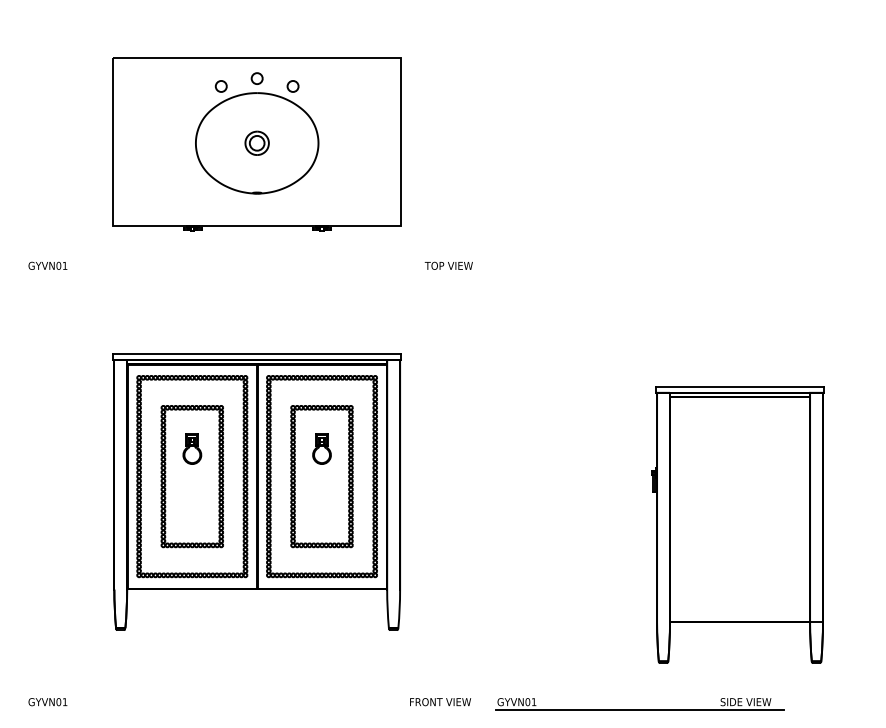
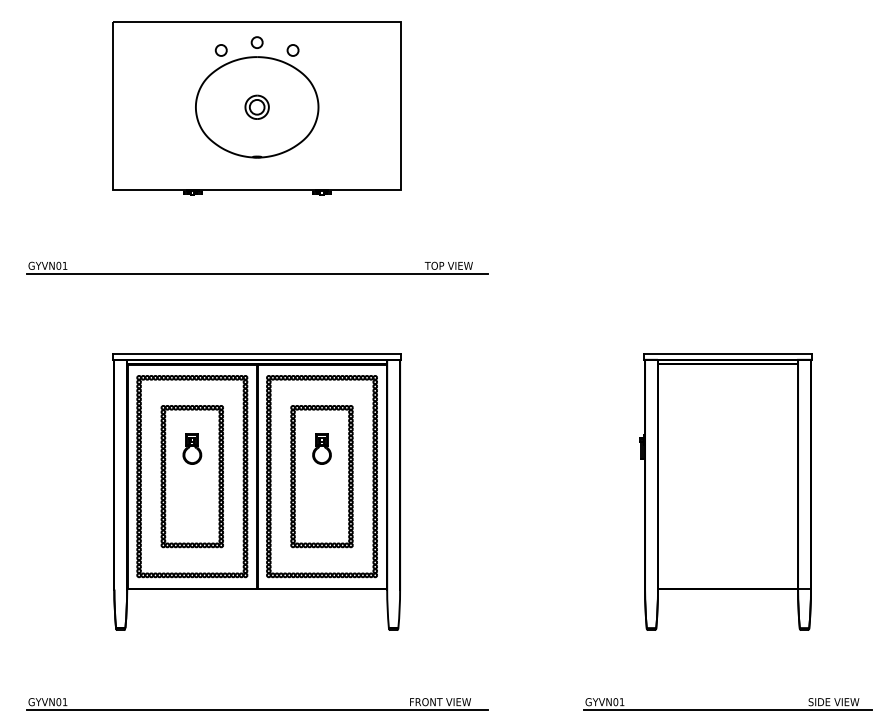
part position: (256, 144) -> (256, 108) (256, 108)
line: none -> present (256, 273)
part position: (737, 524) -> (725, 491) (725, 491)
part position: (639, 704) -> (727, 704) (727, 704)
line: none -> present (256, 710)
